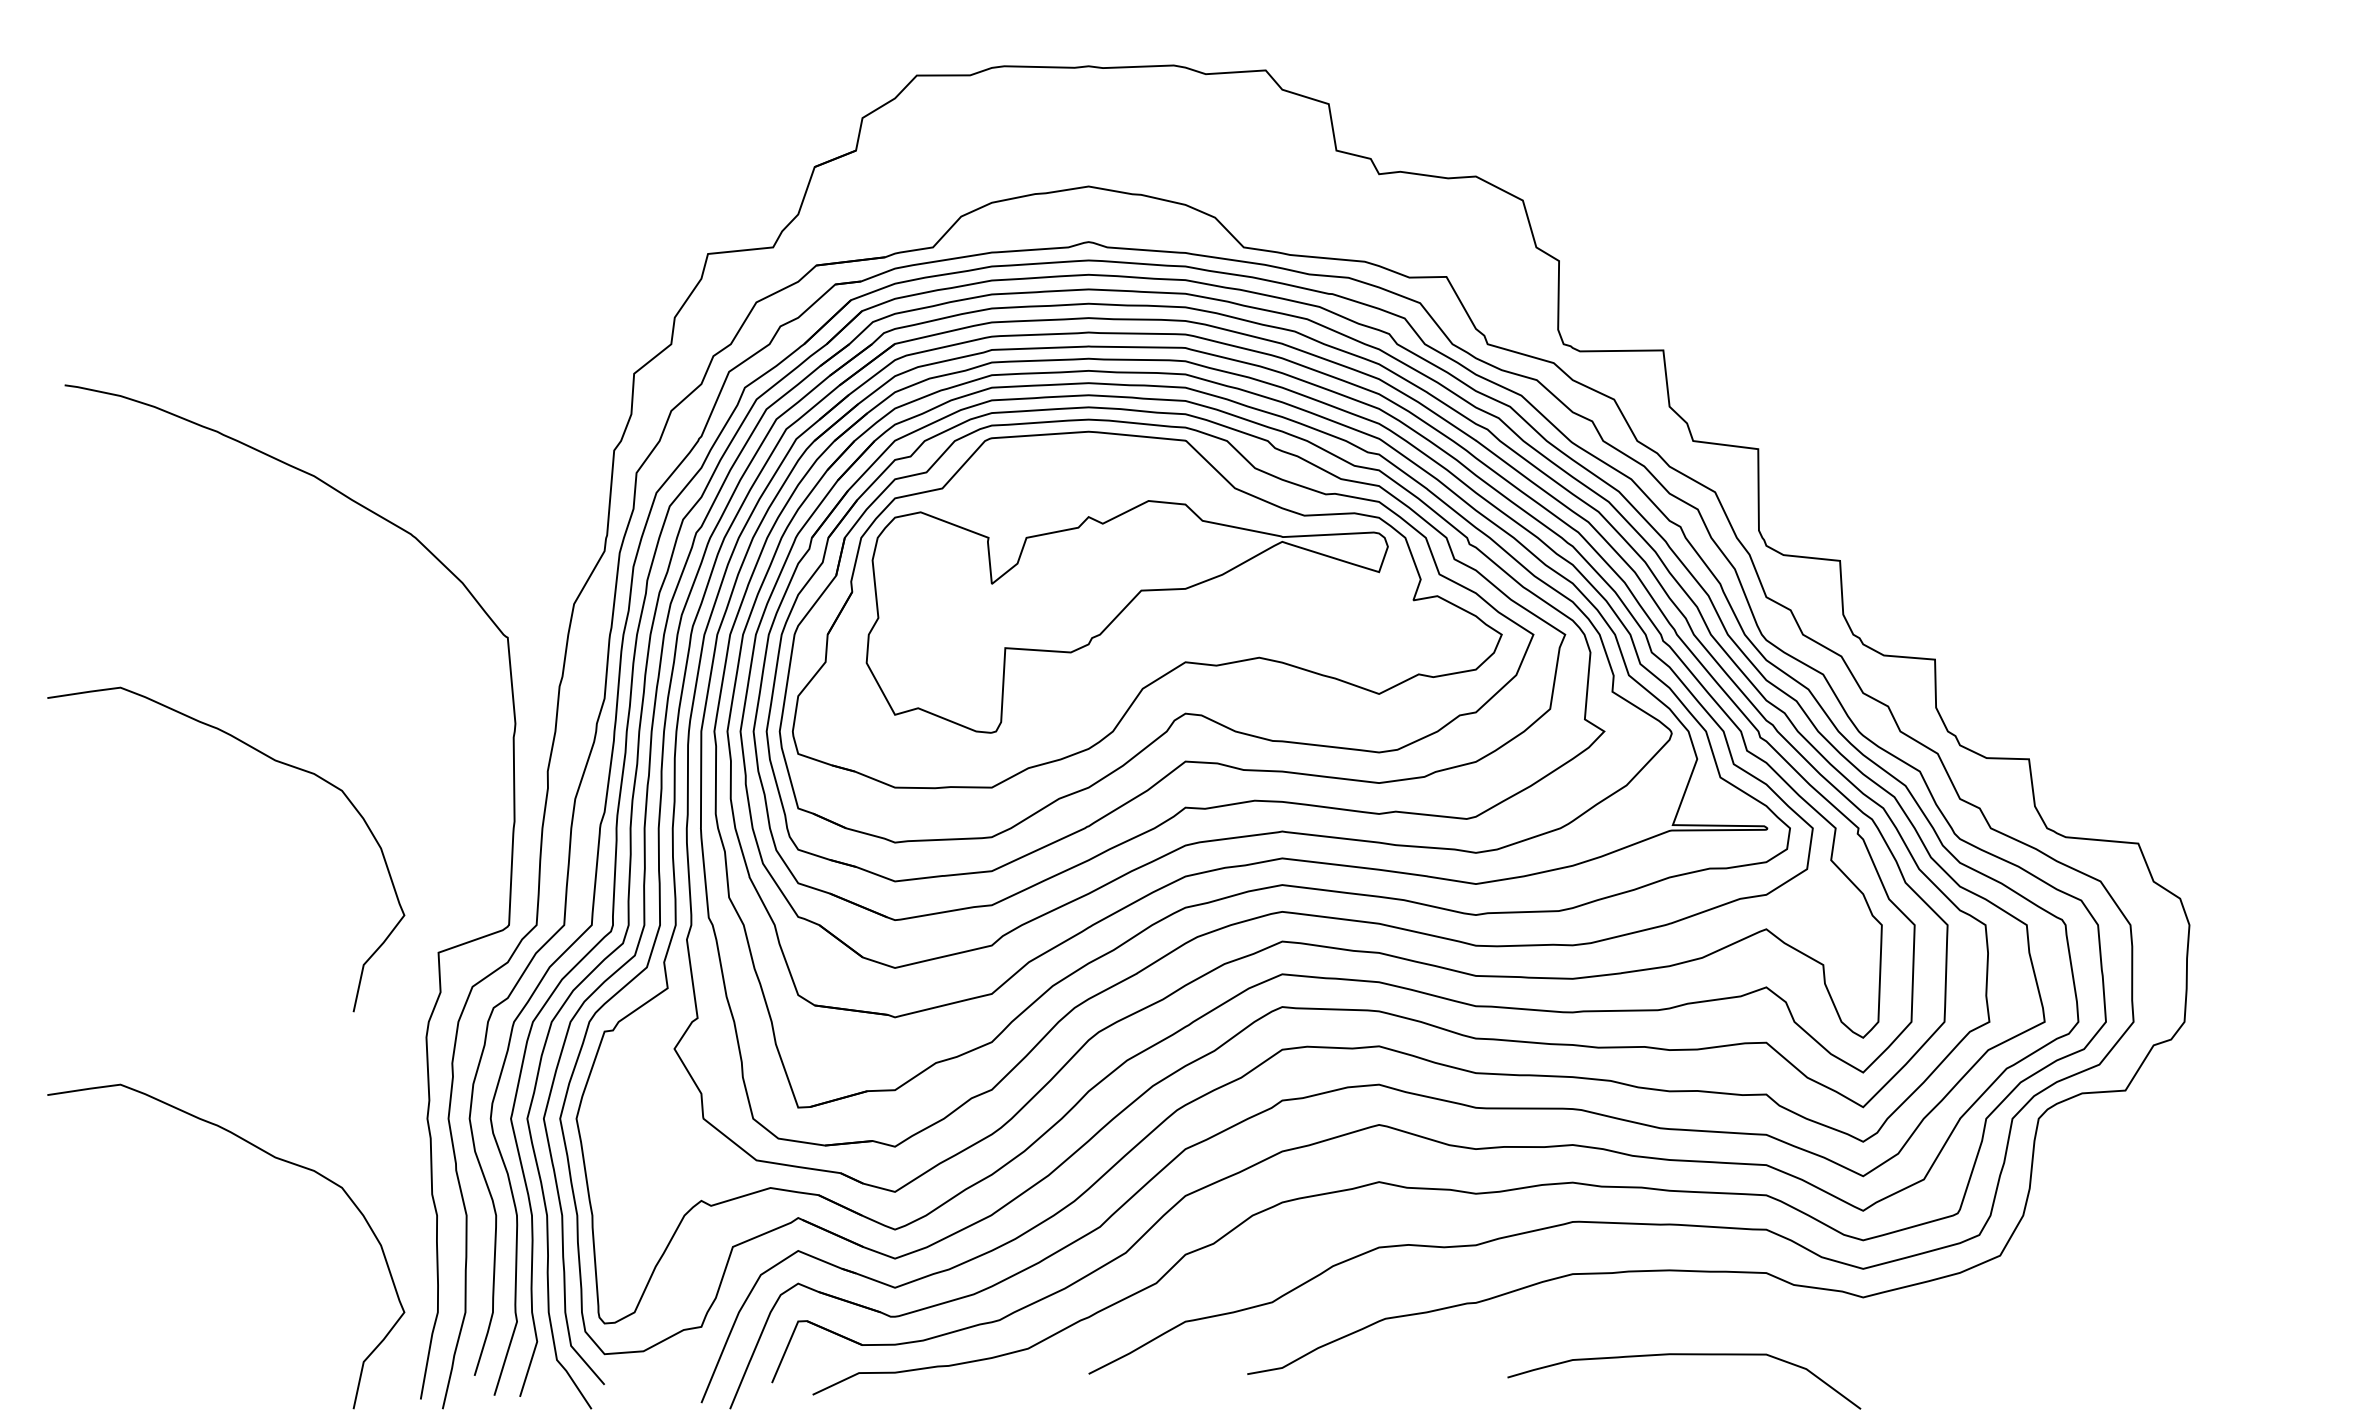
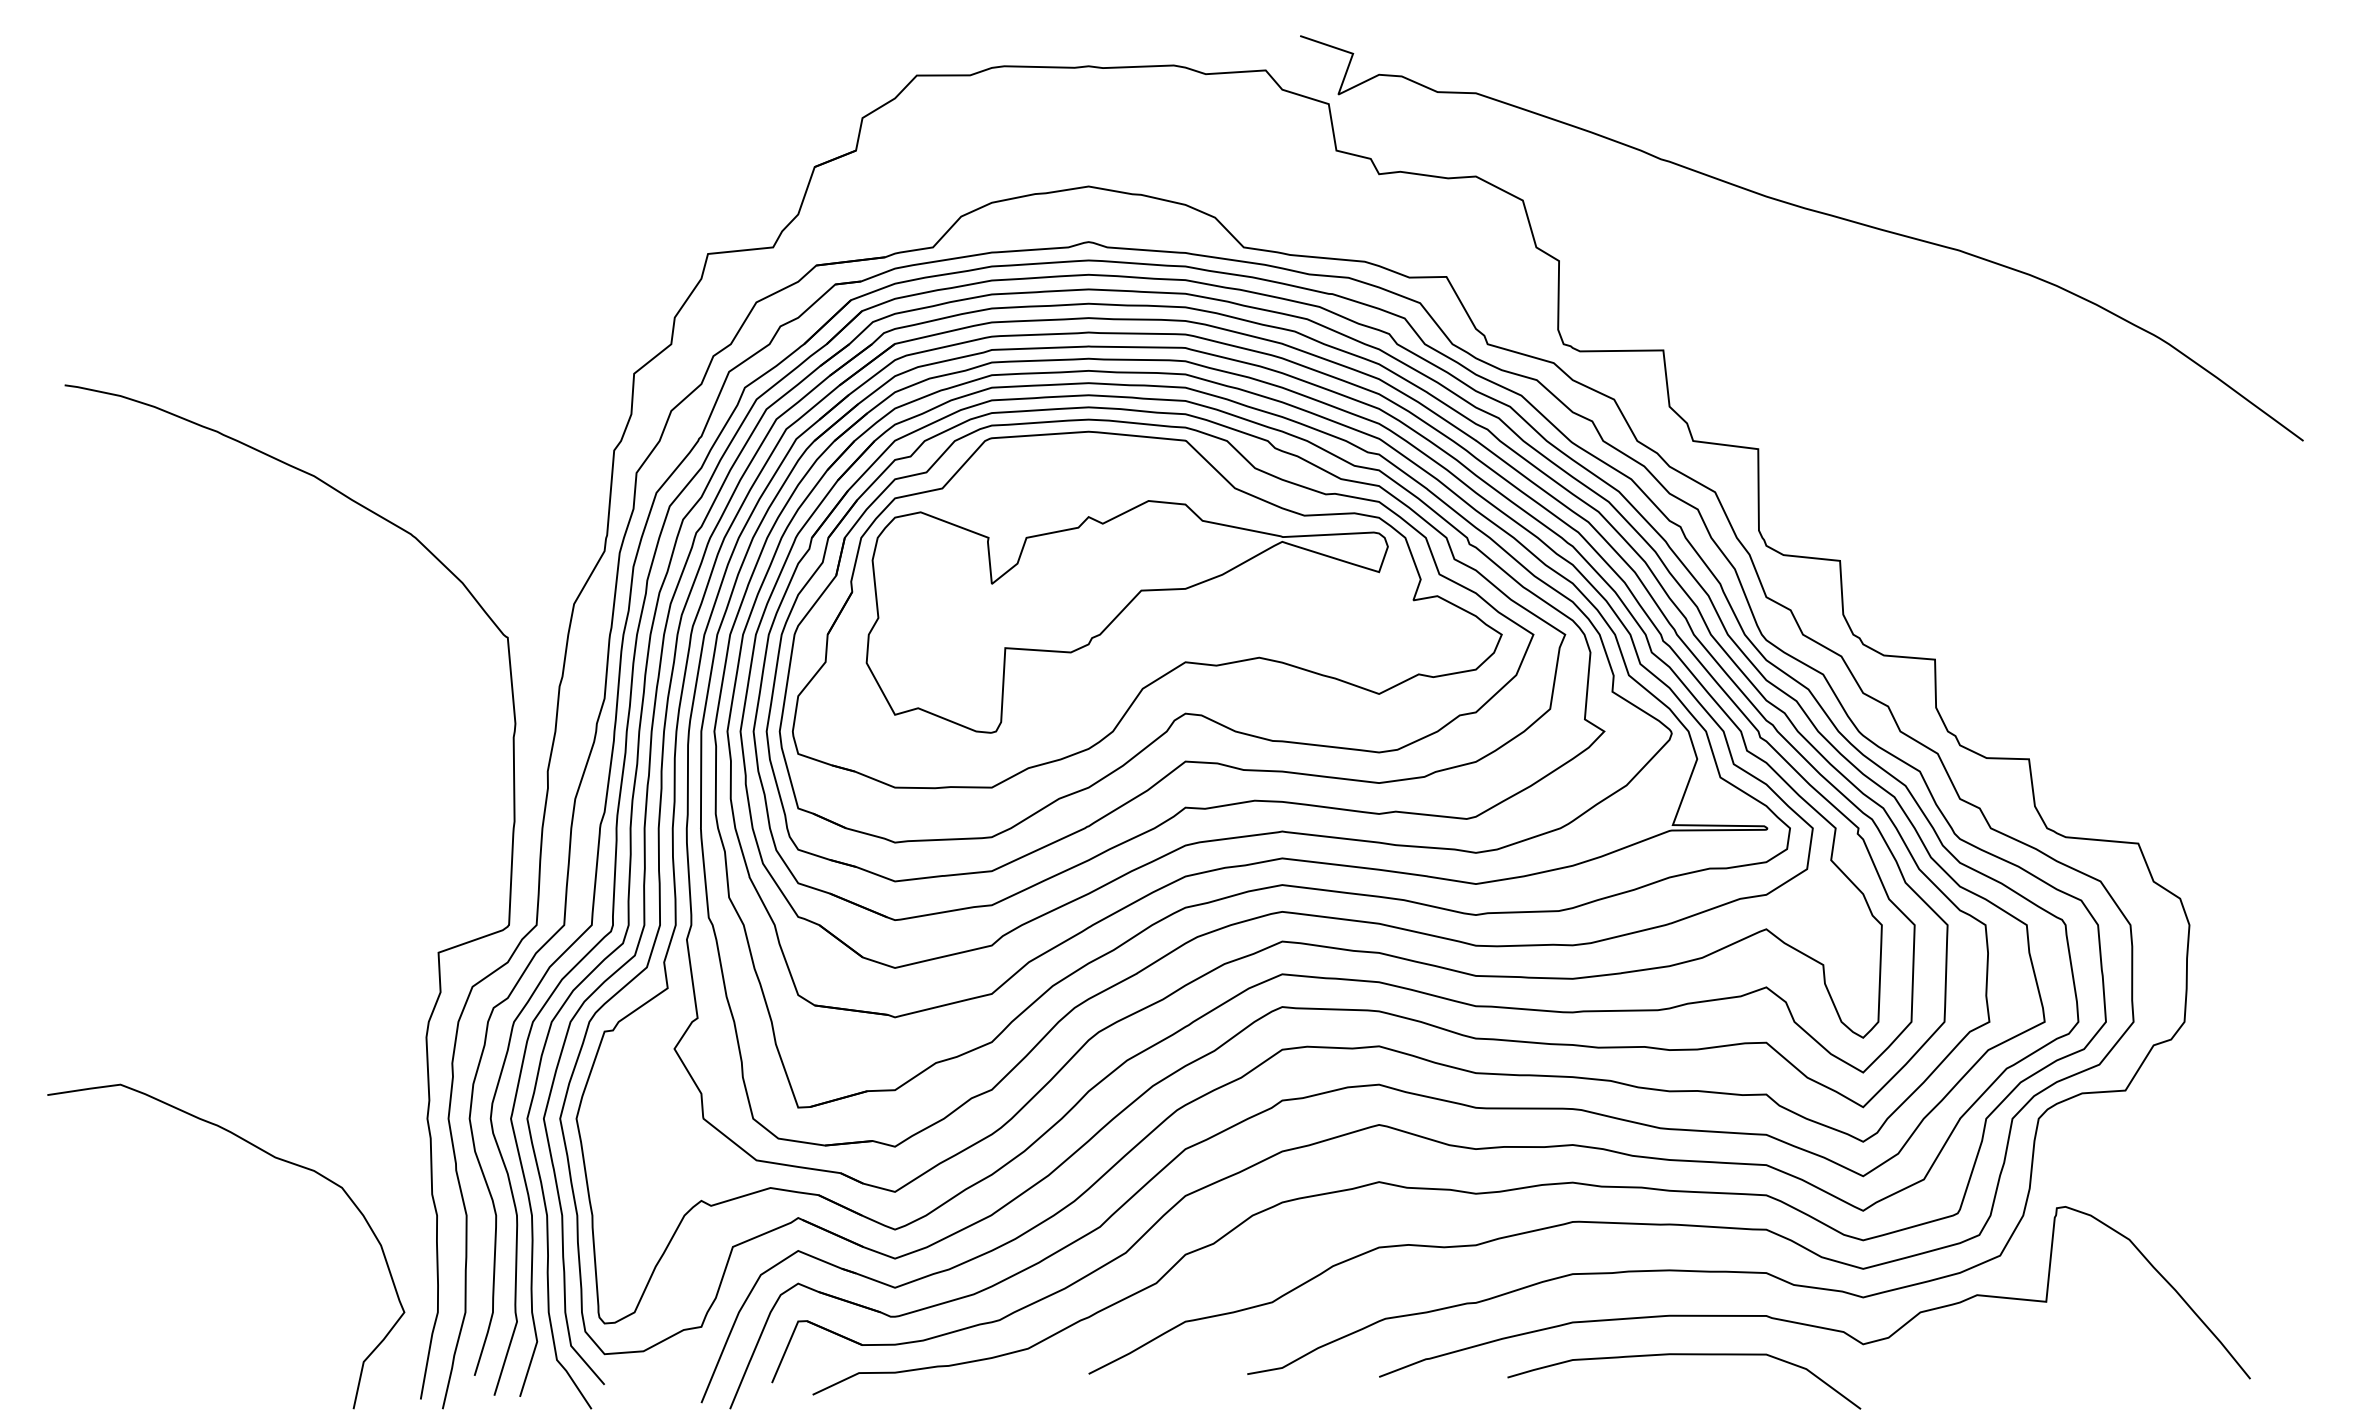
curve: none -> present (1811, 211)
curve: present -> none (274, 761)
curve: none -> present (1806, 1323)
